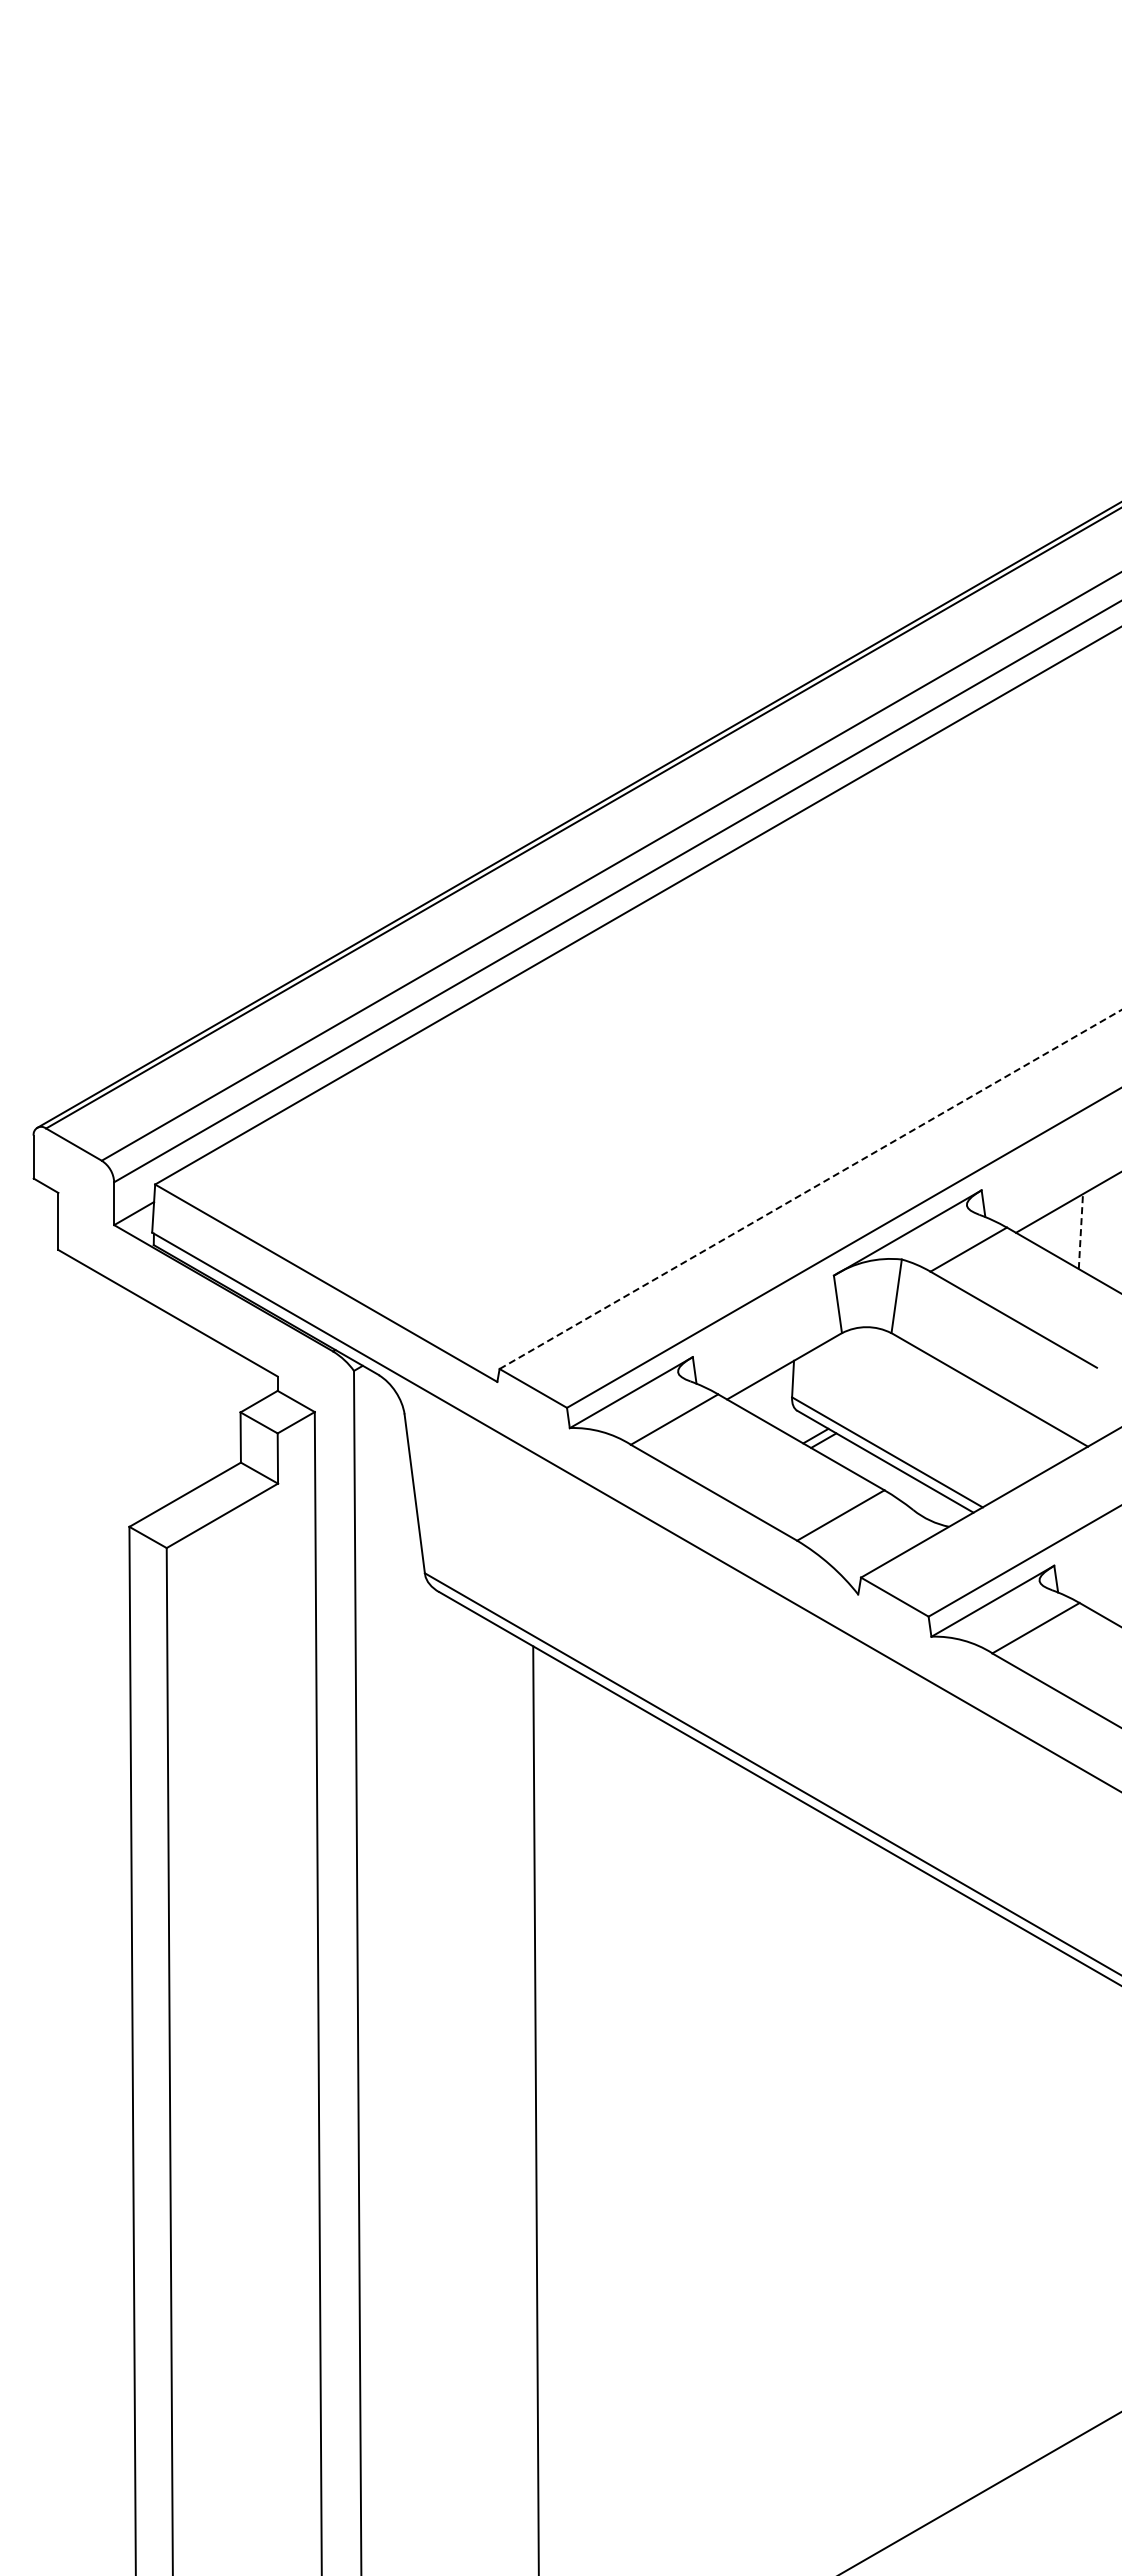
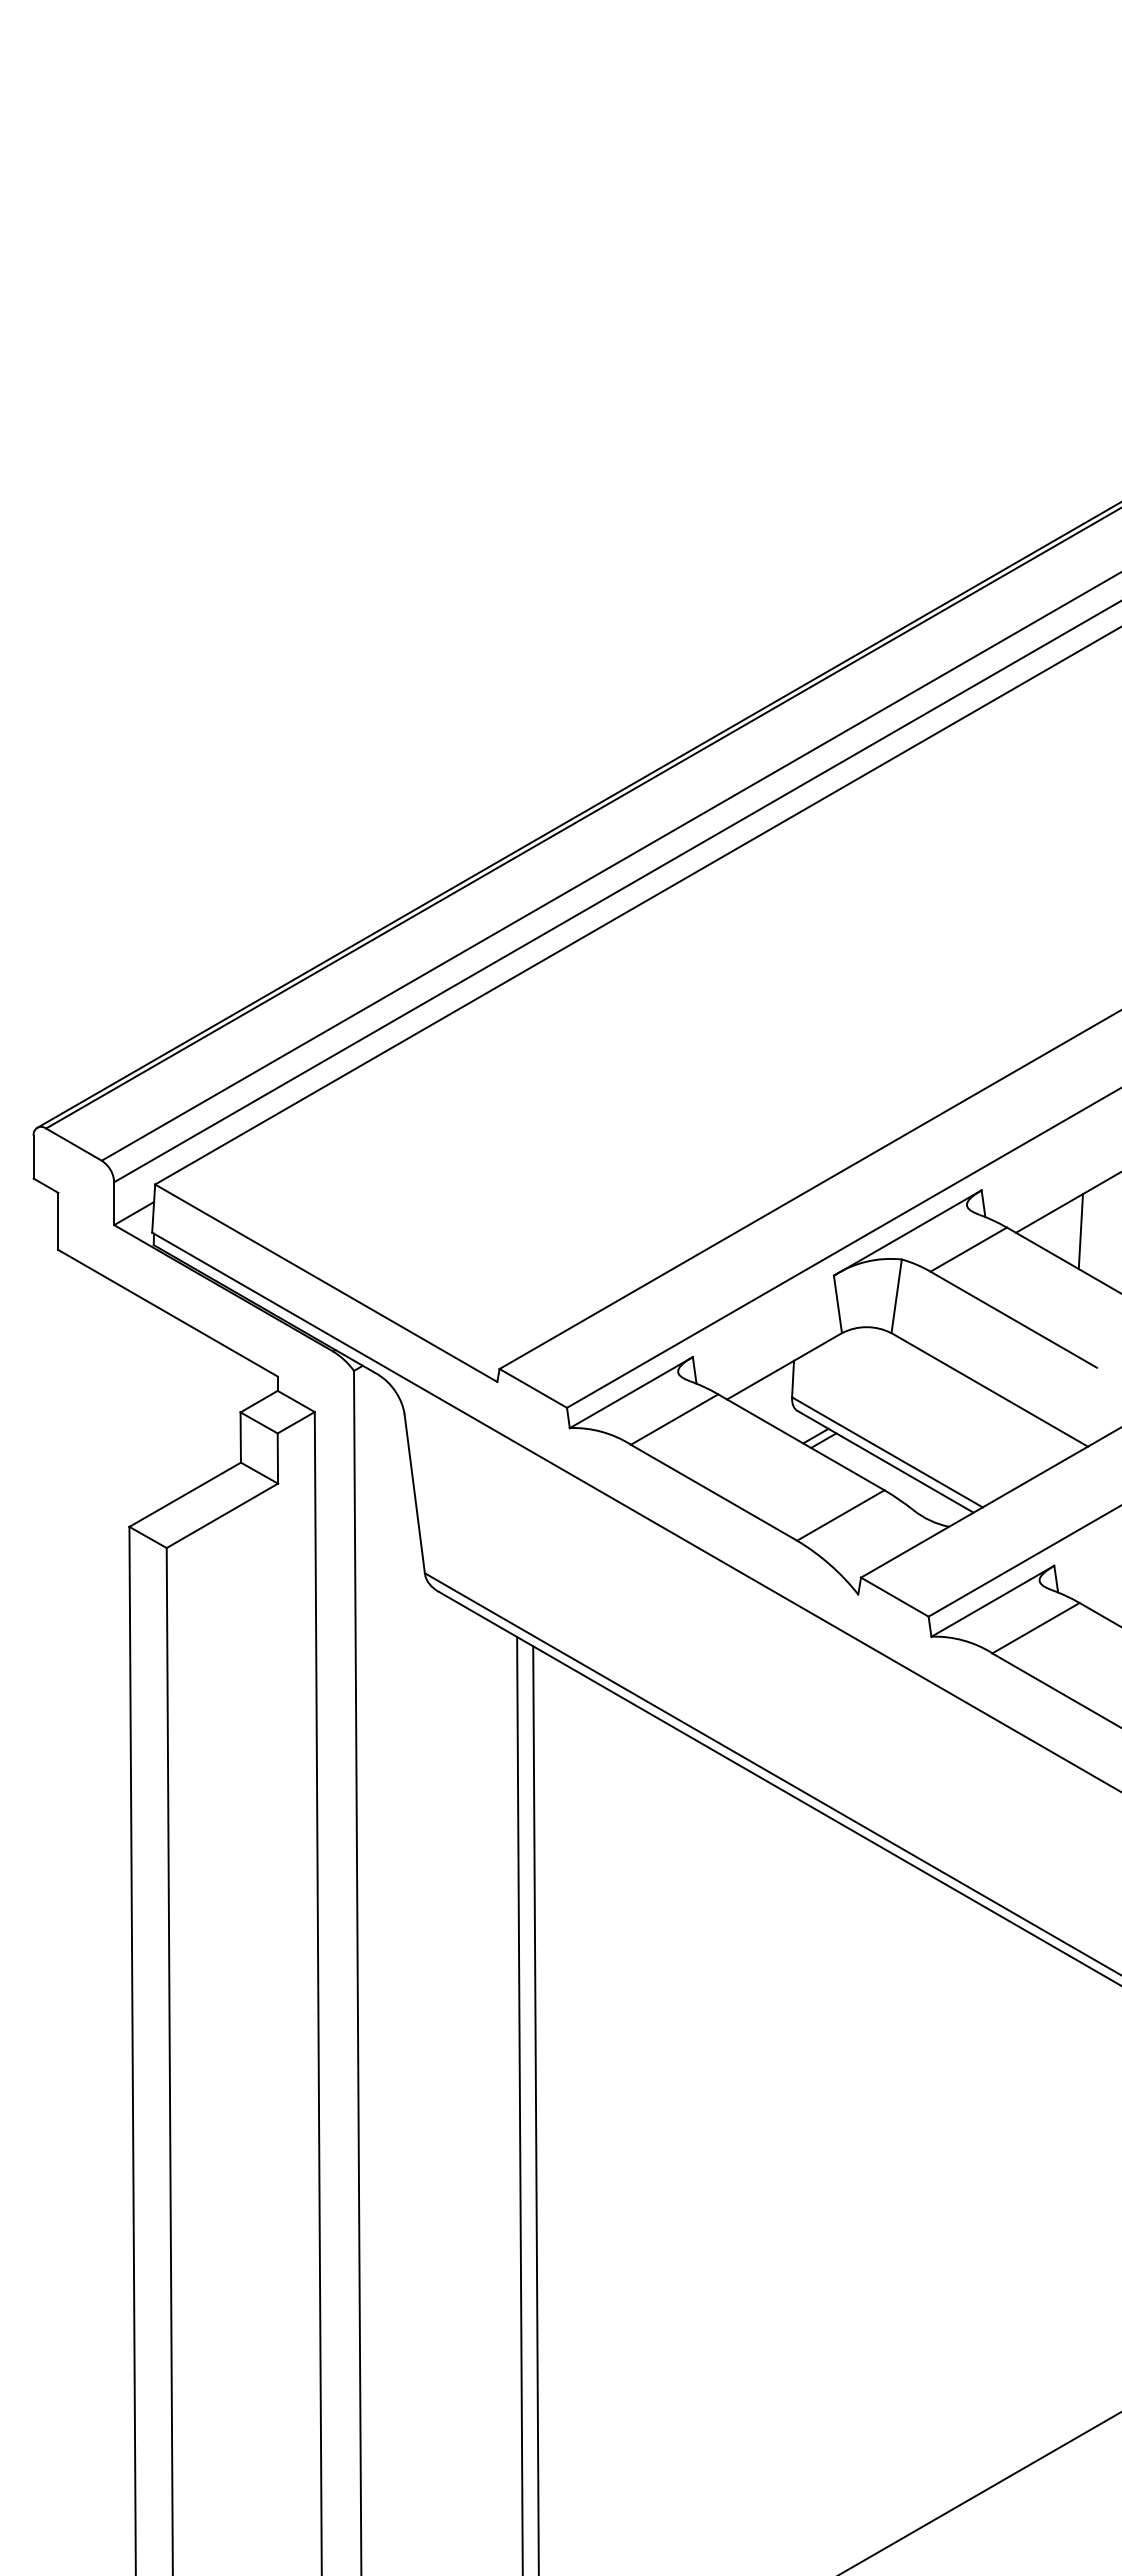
line: dashed -> solid (810, 1189)
line: dashed -> solid (1080, 1231)
line: none -> present (519, 2104)
